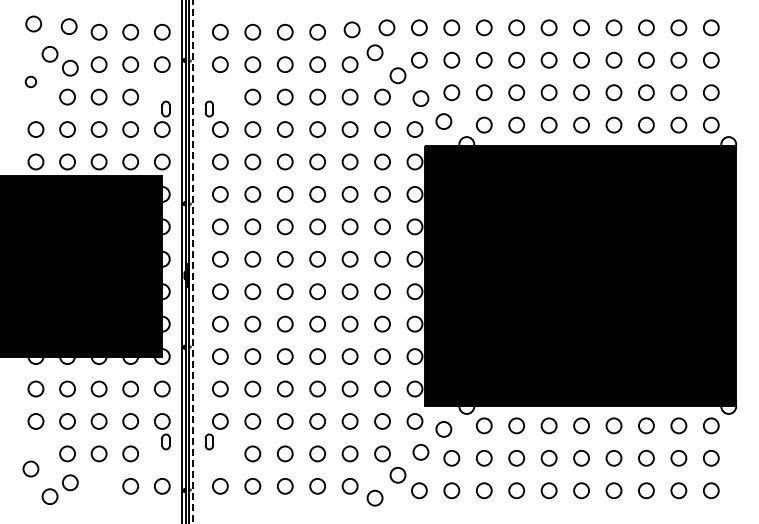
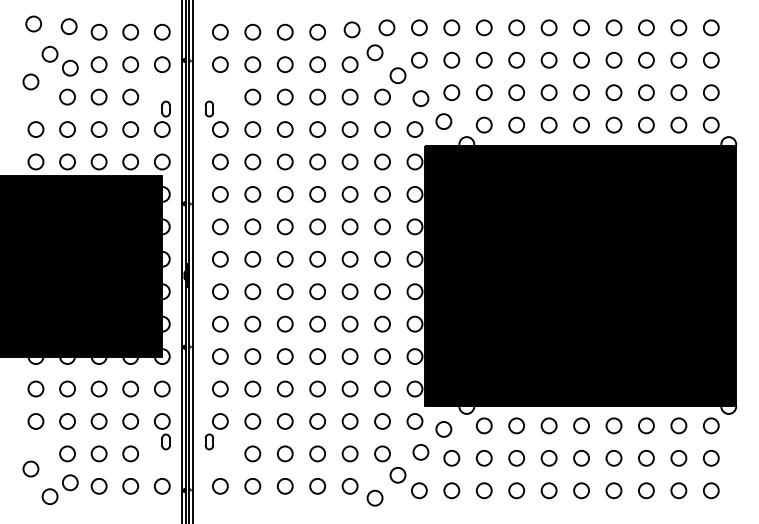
circle size: 14x14 px -> 18x18 px (30, 81)
line: dashed -> solid (193, 261)
circle: none -> present (98, 486)
